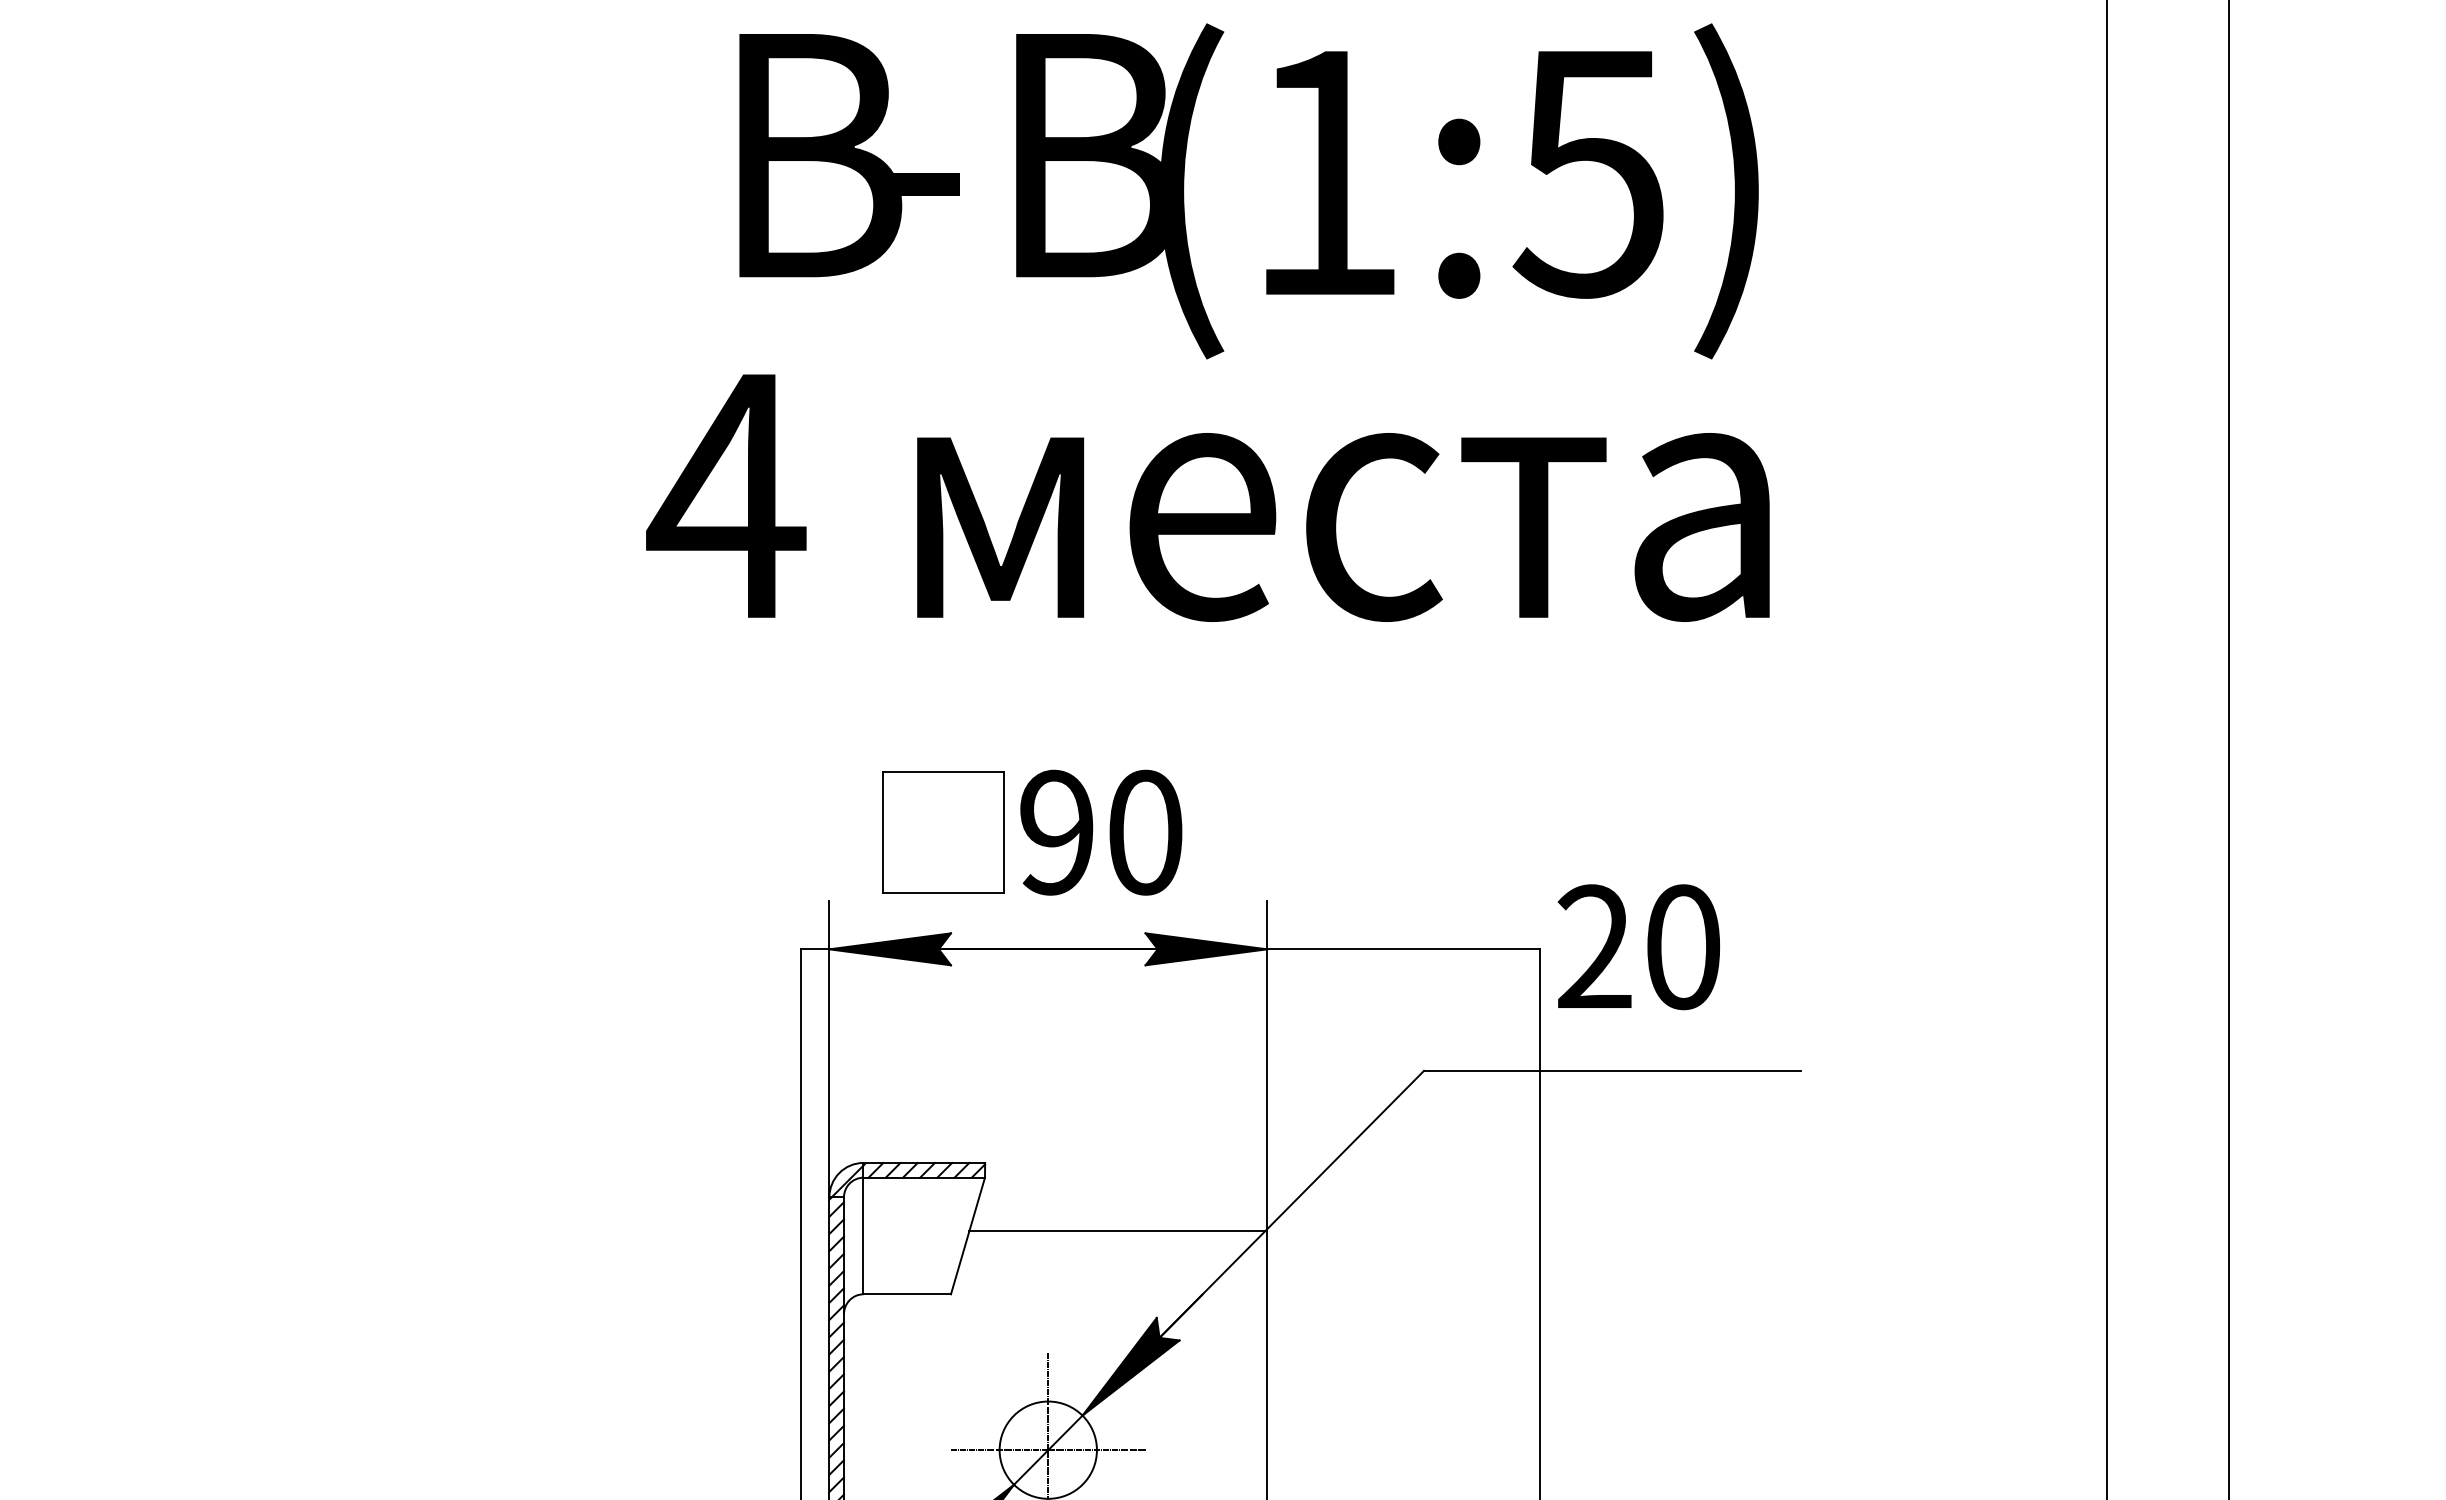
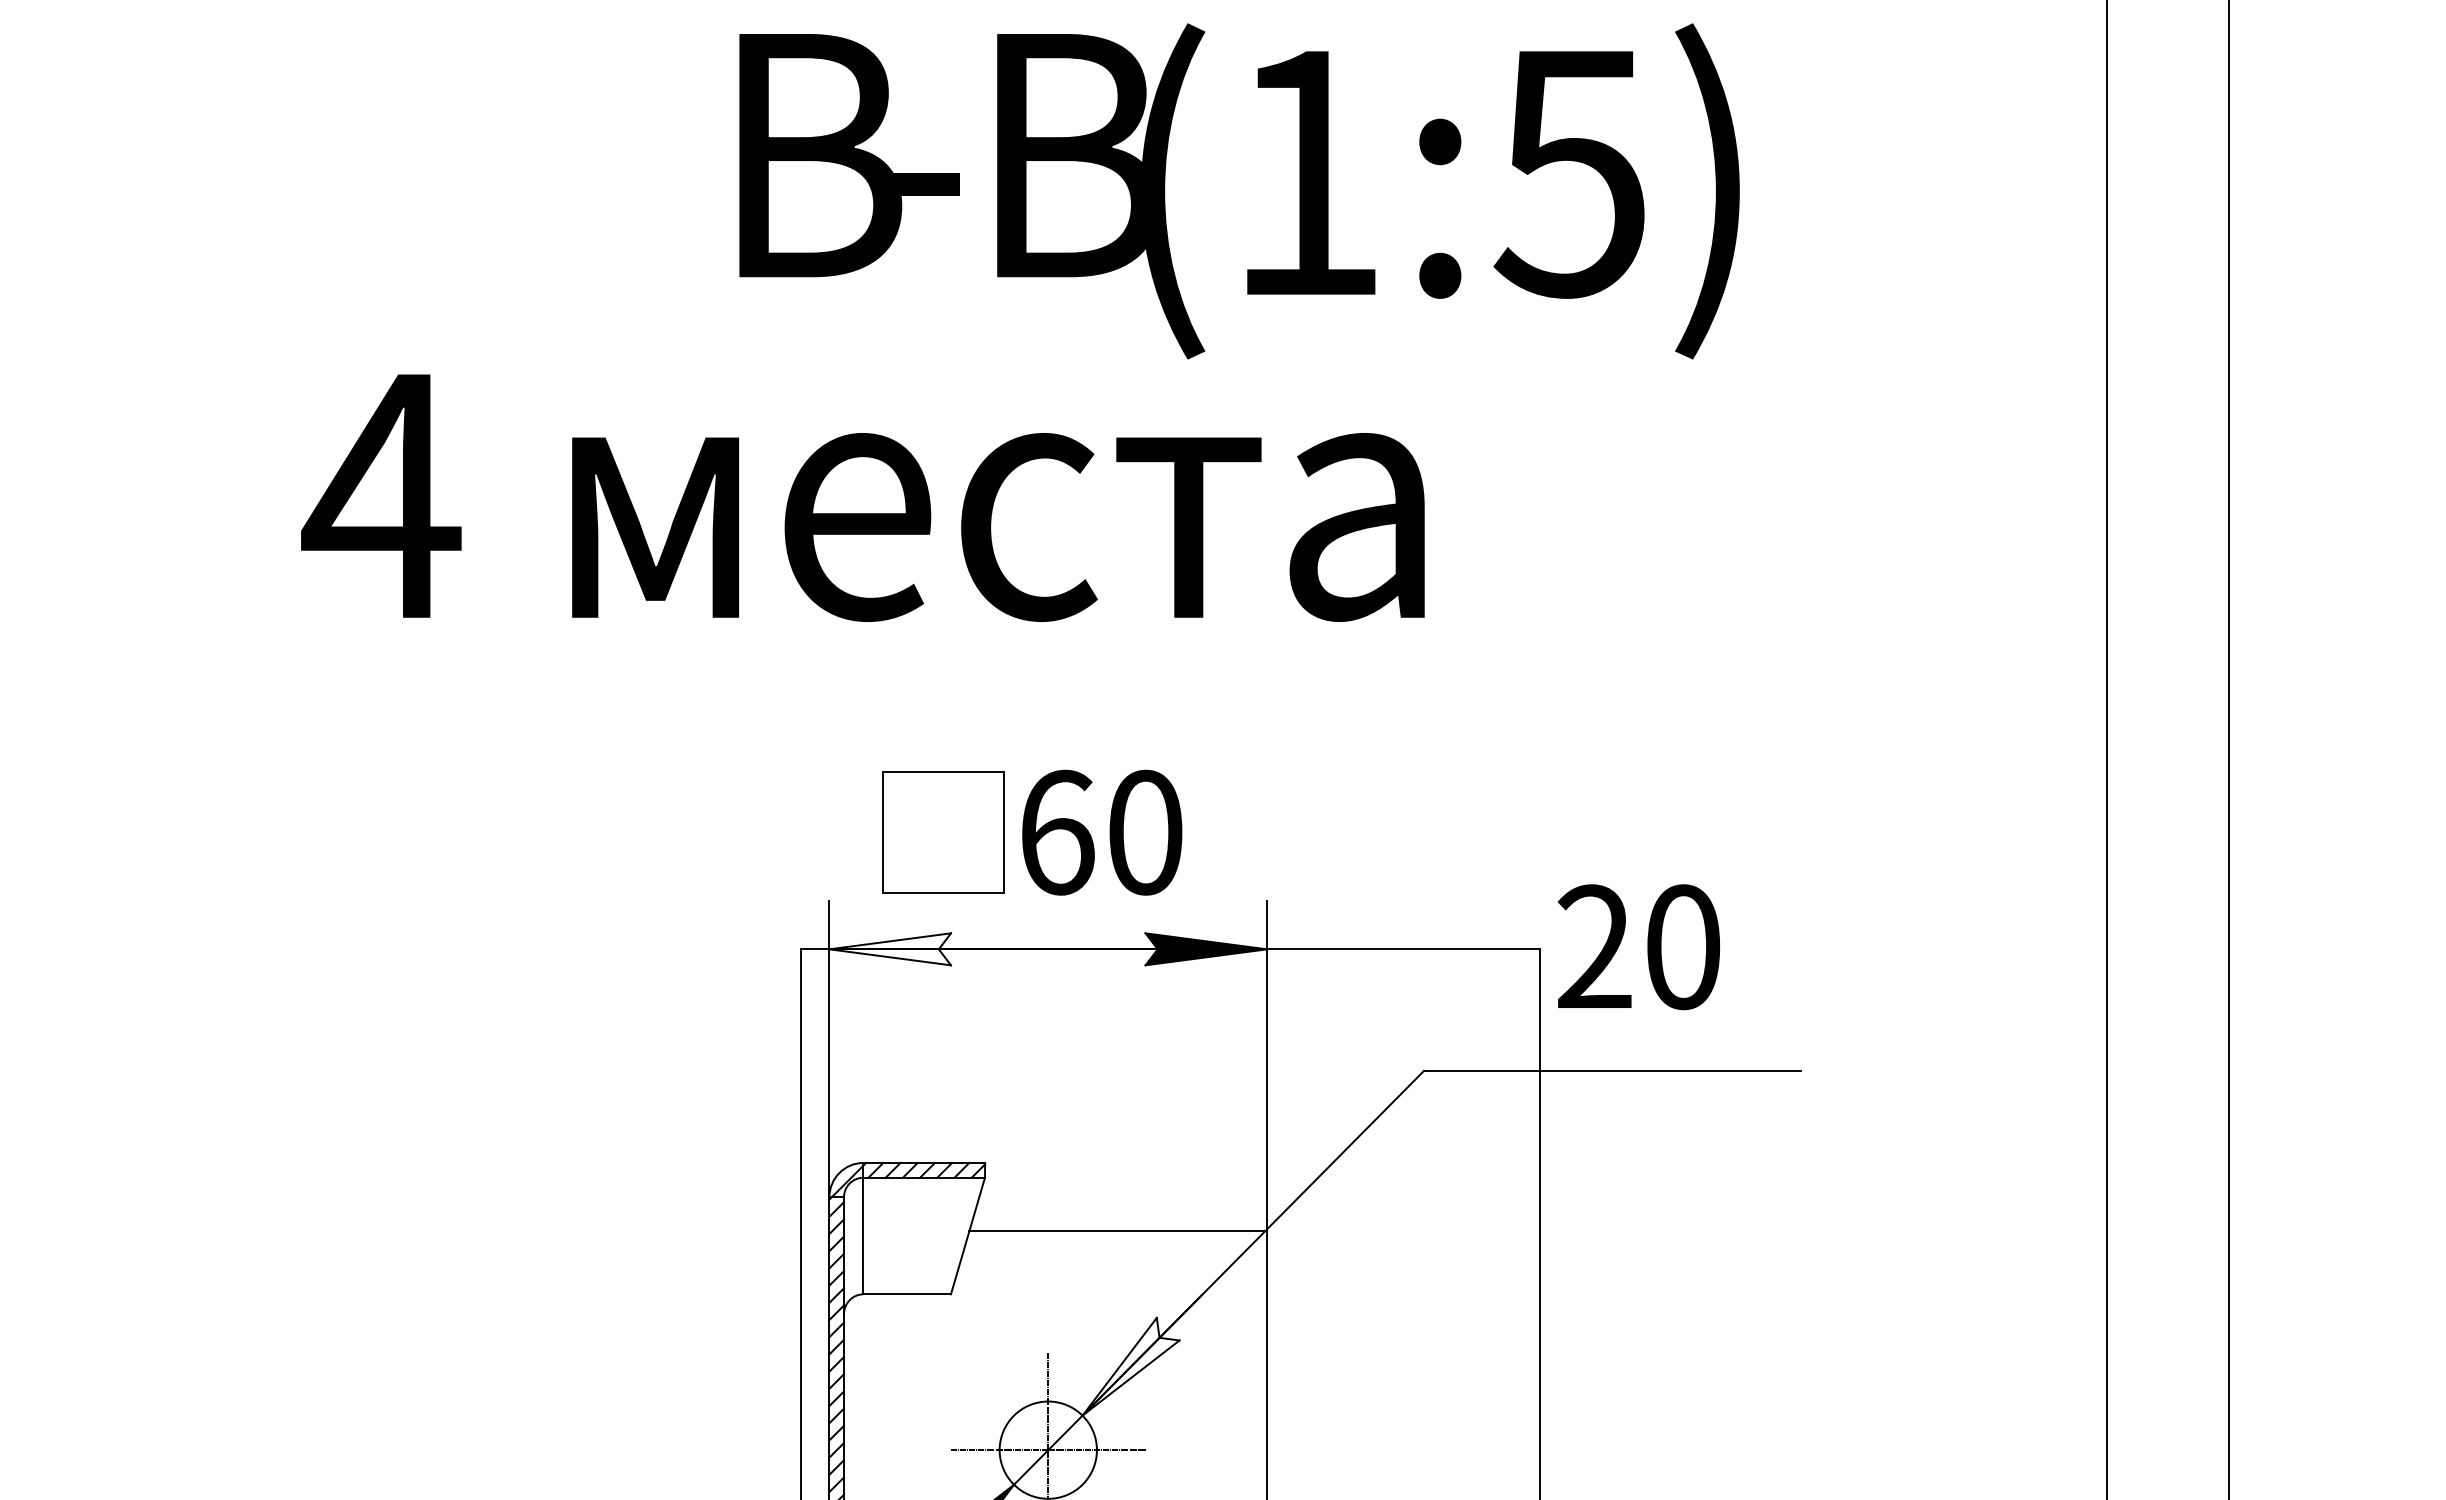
text position: (1387, 191) -> (1368, 191) (1368, 191)
text position: (1207, 497) -> (862, 497) (862, 497)
text: 90 -> 60 (1057, 832)
fill: present -> none (890, 949)
fill: present -> none (1130, 1366)
